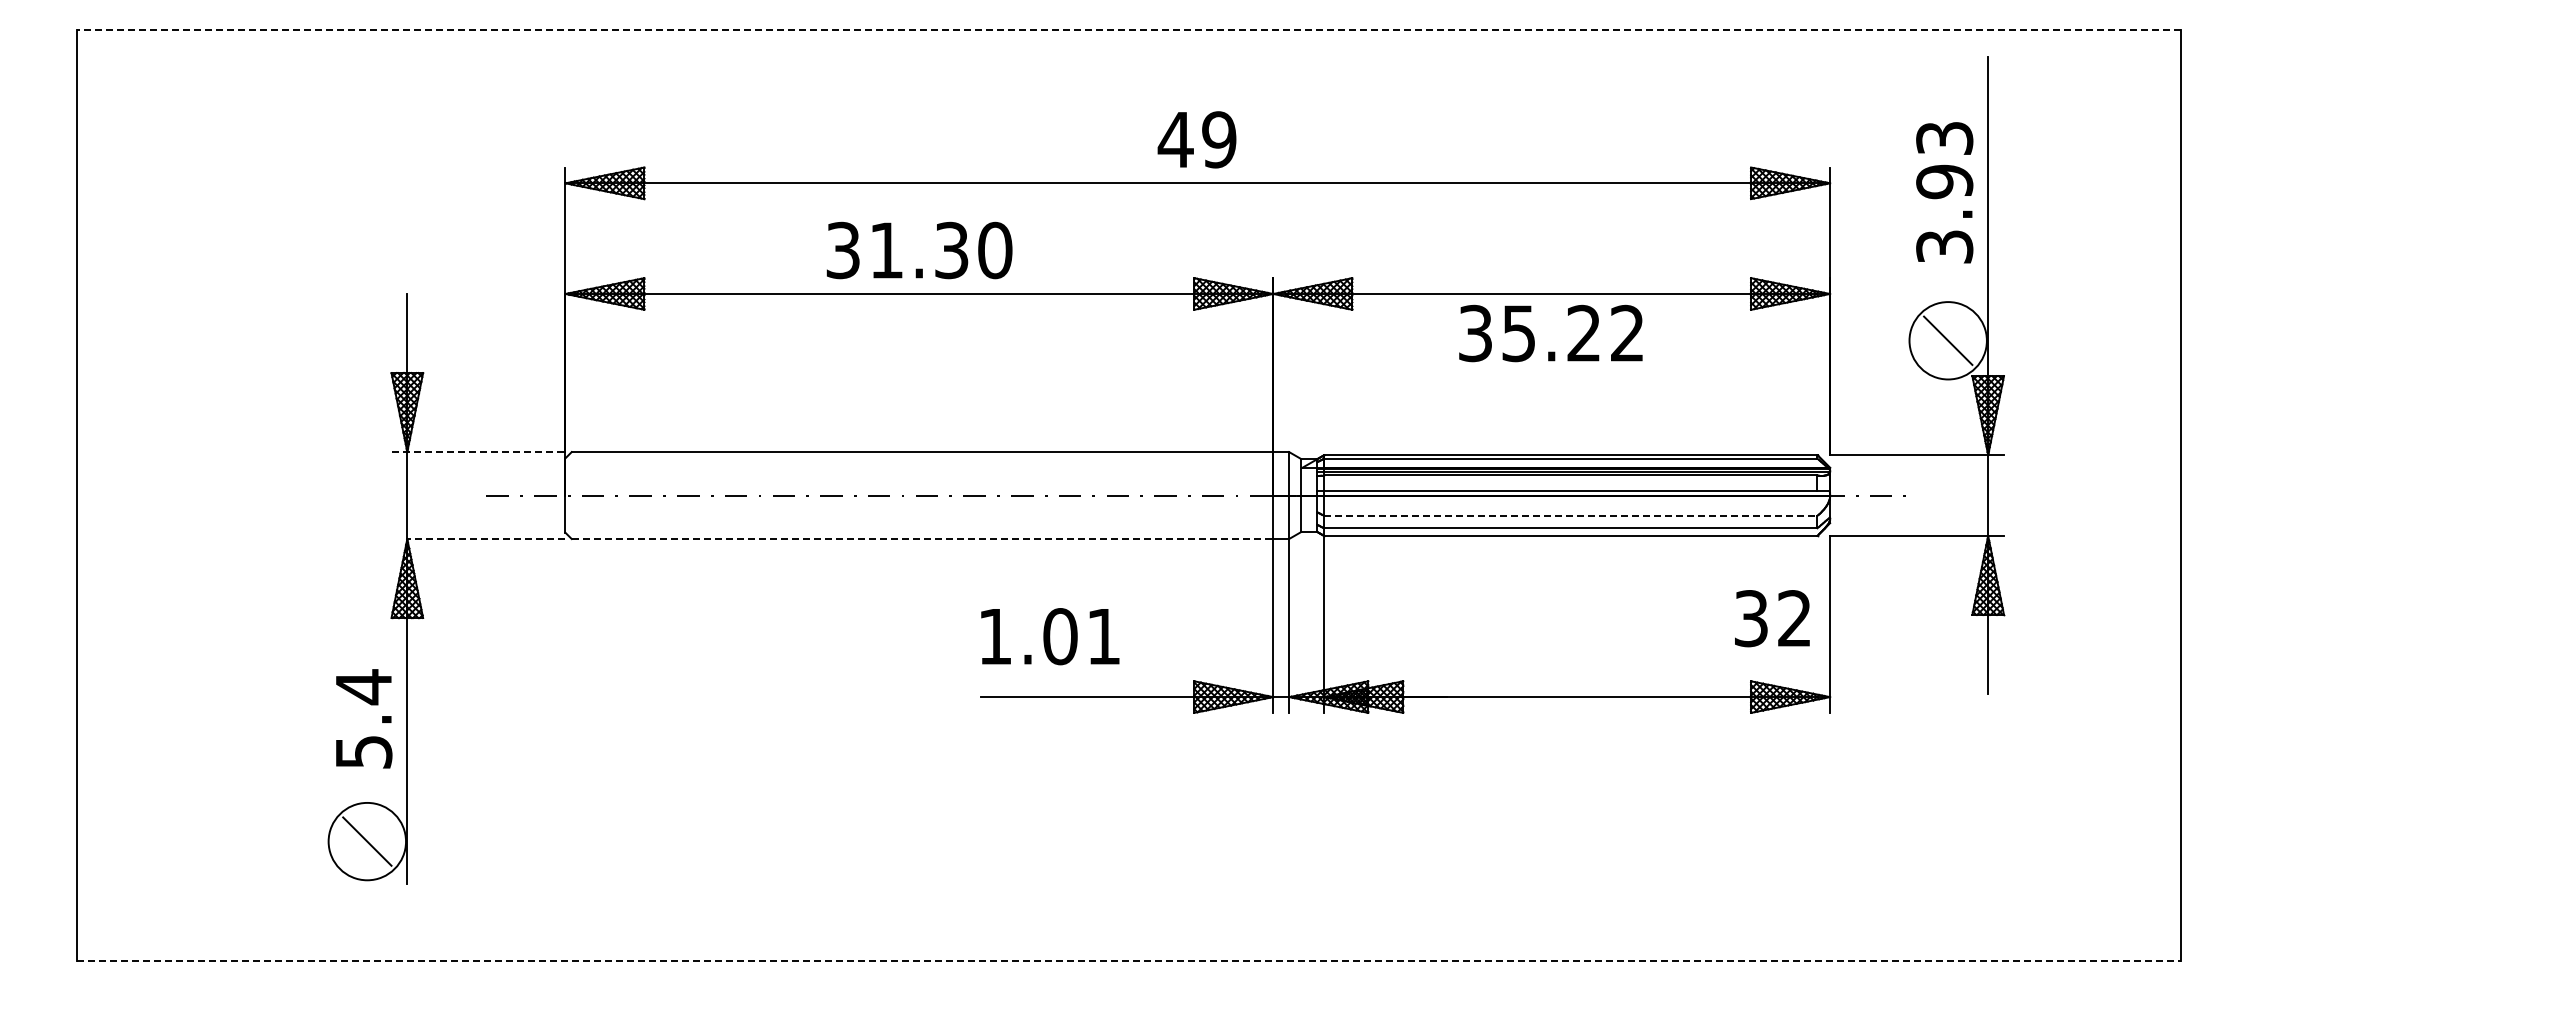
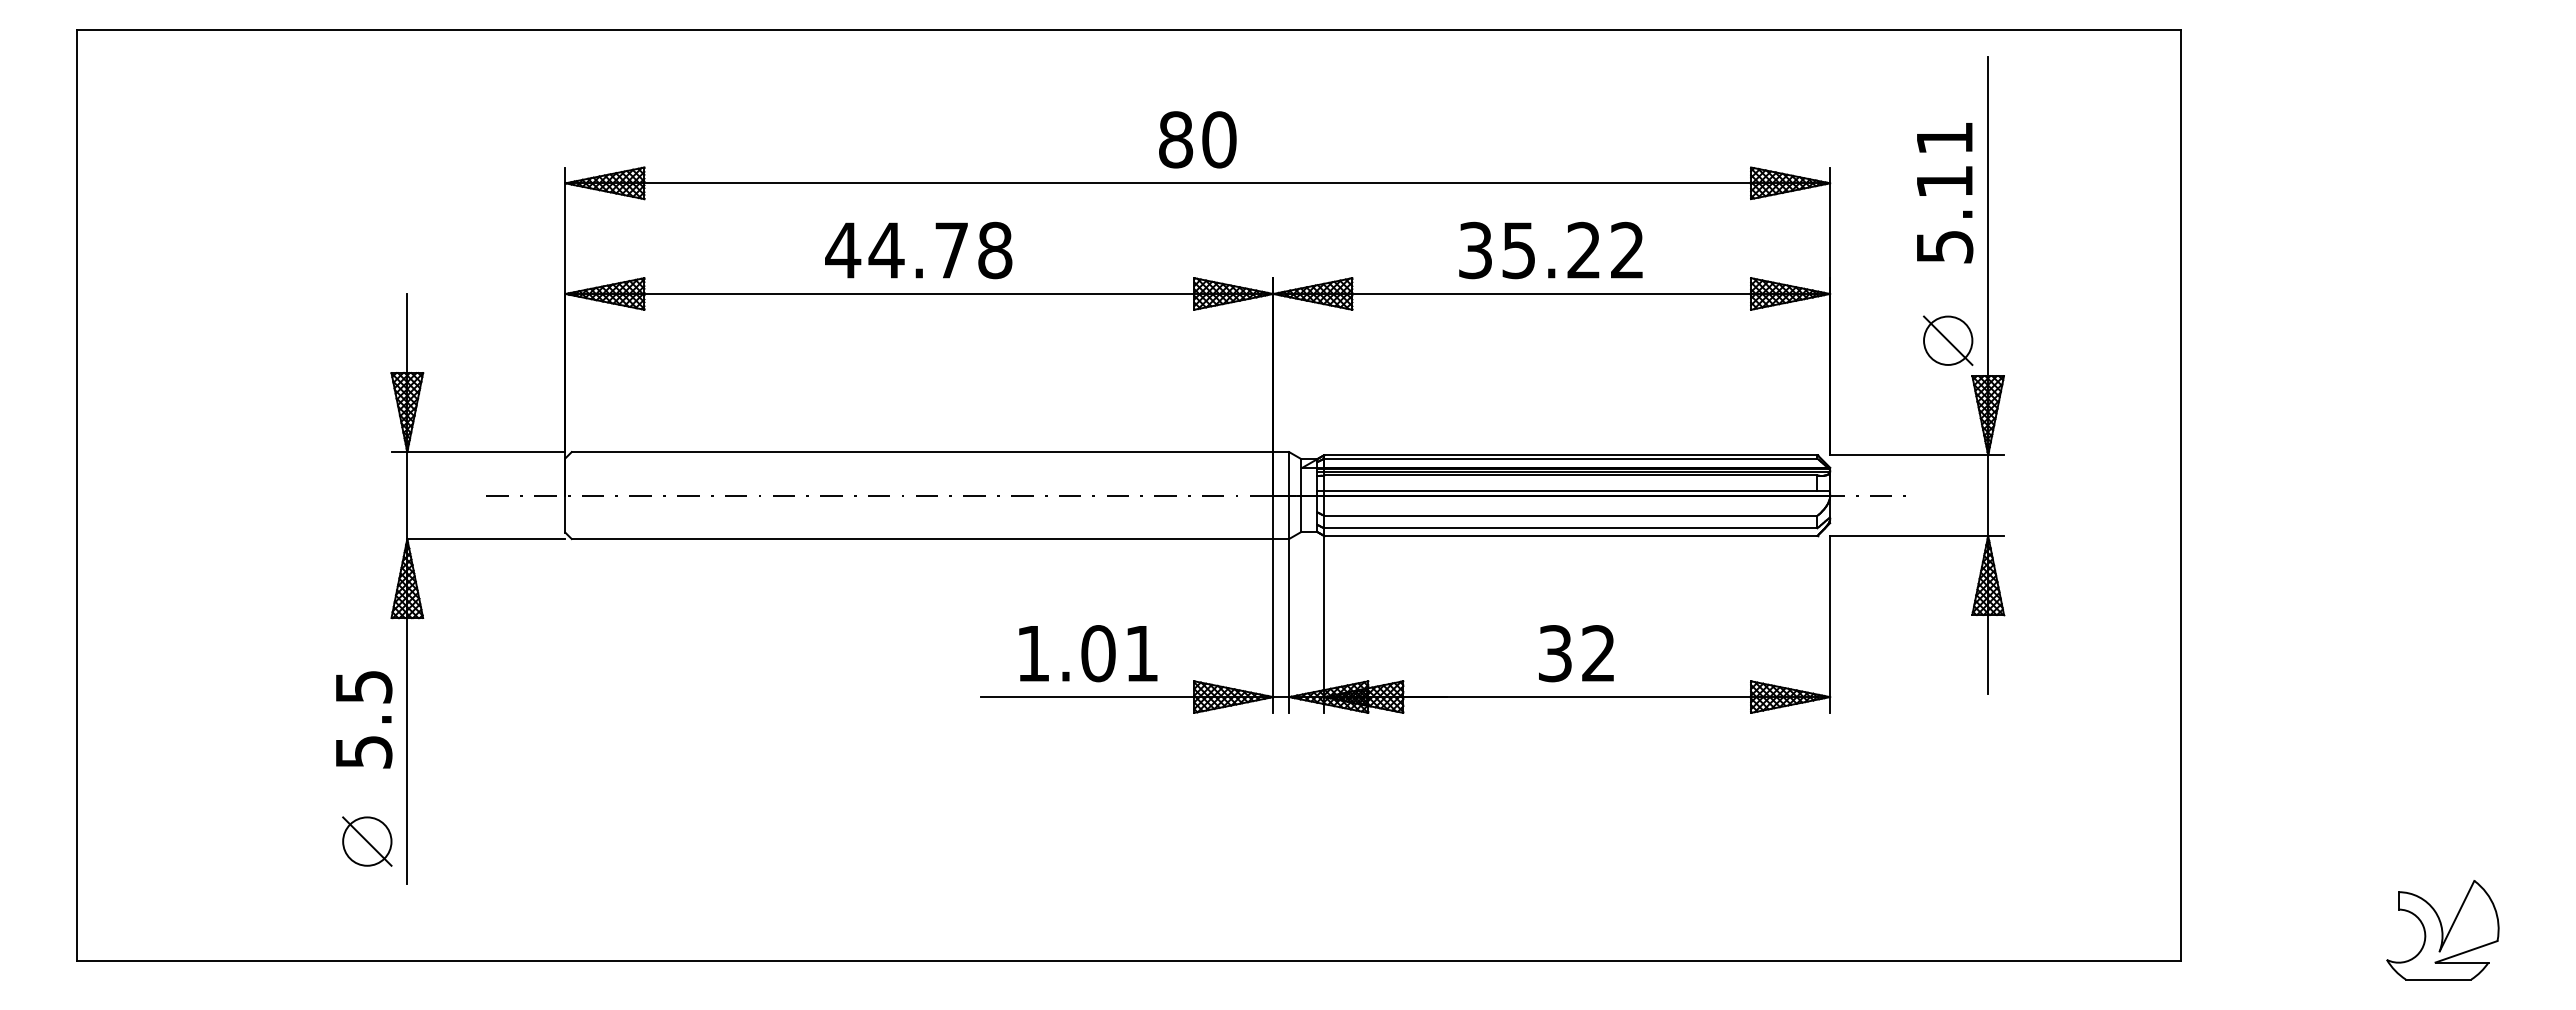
line: dashed -> solid (1128, 30)
text: 49 -> 80 (1196, 139)
text: 3.93 -> 5.11 (1944, 192)
text: 31.30 -> 44.78 (918, 250)
text position: (1550, 333) -> (1550, 250) (1550, 250)
circle diameter: 77 px -> 48 px (1948, 340)
line: dashed -> solid (478, 452)
line: dashed -> solid (1570, 515)
line: dashed -> solid (485, 539)
line: dashed -> solid (922, 539)
text position: (1772, 618) -> (1576, 653) (1576, 653)
text position: (1050, 636) -> (1088, 653) (1088, 653)
text: 5.4 -> 5.5 (364, 687)
circle diameter: 77 px -> 48 px (367, 841)
part: none -> present (2442, 930)
line: dashed -> solid (1129, 960)
